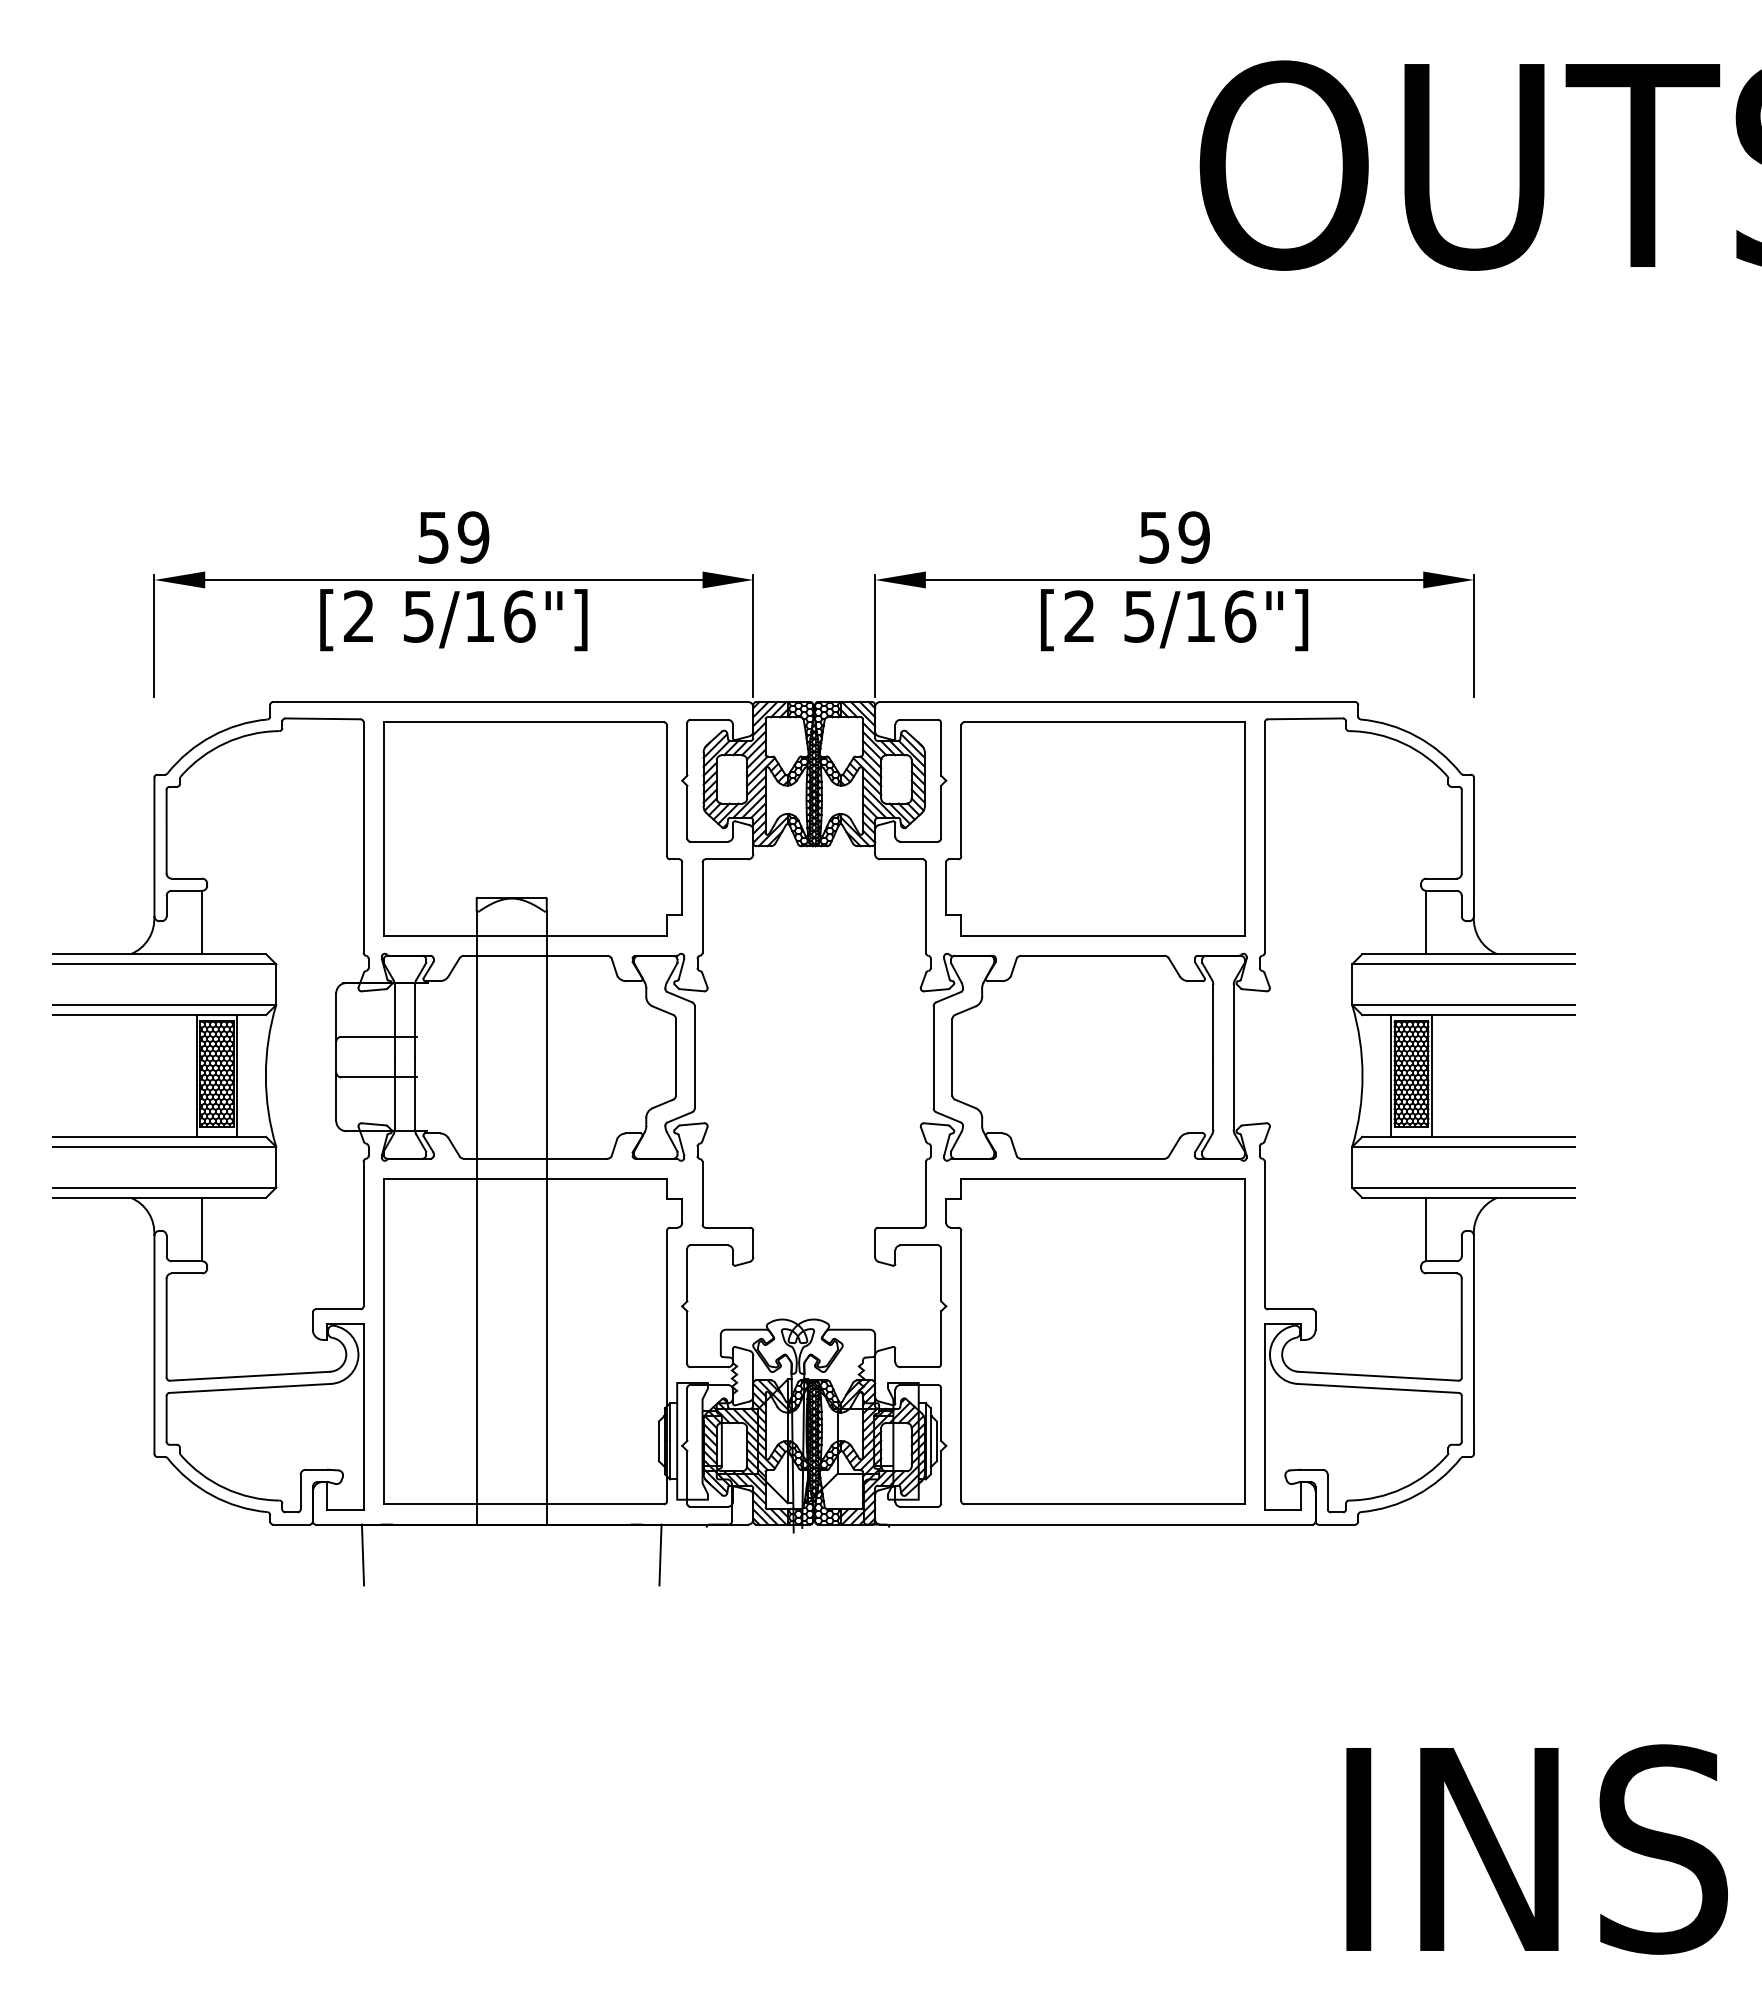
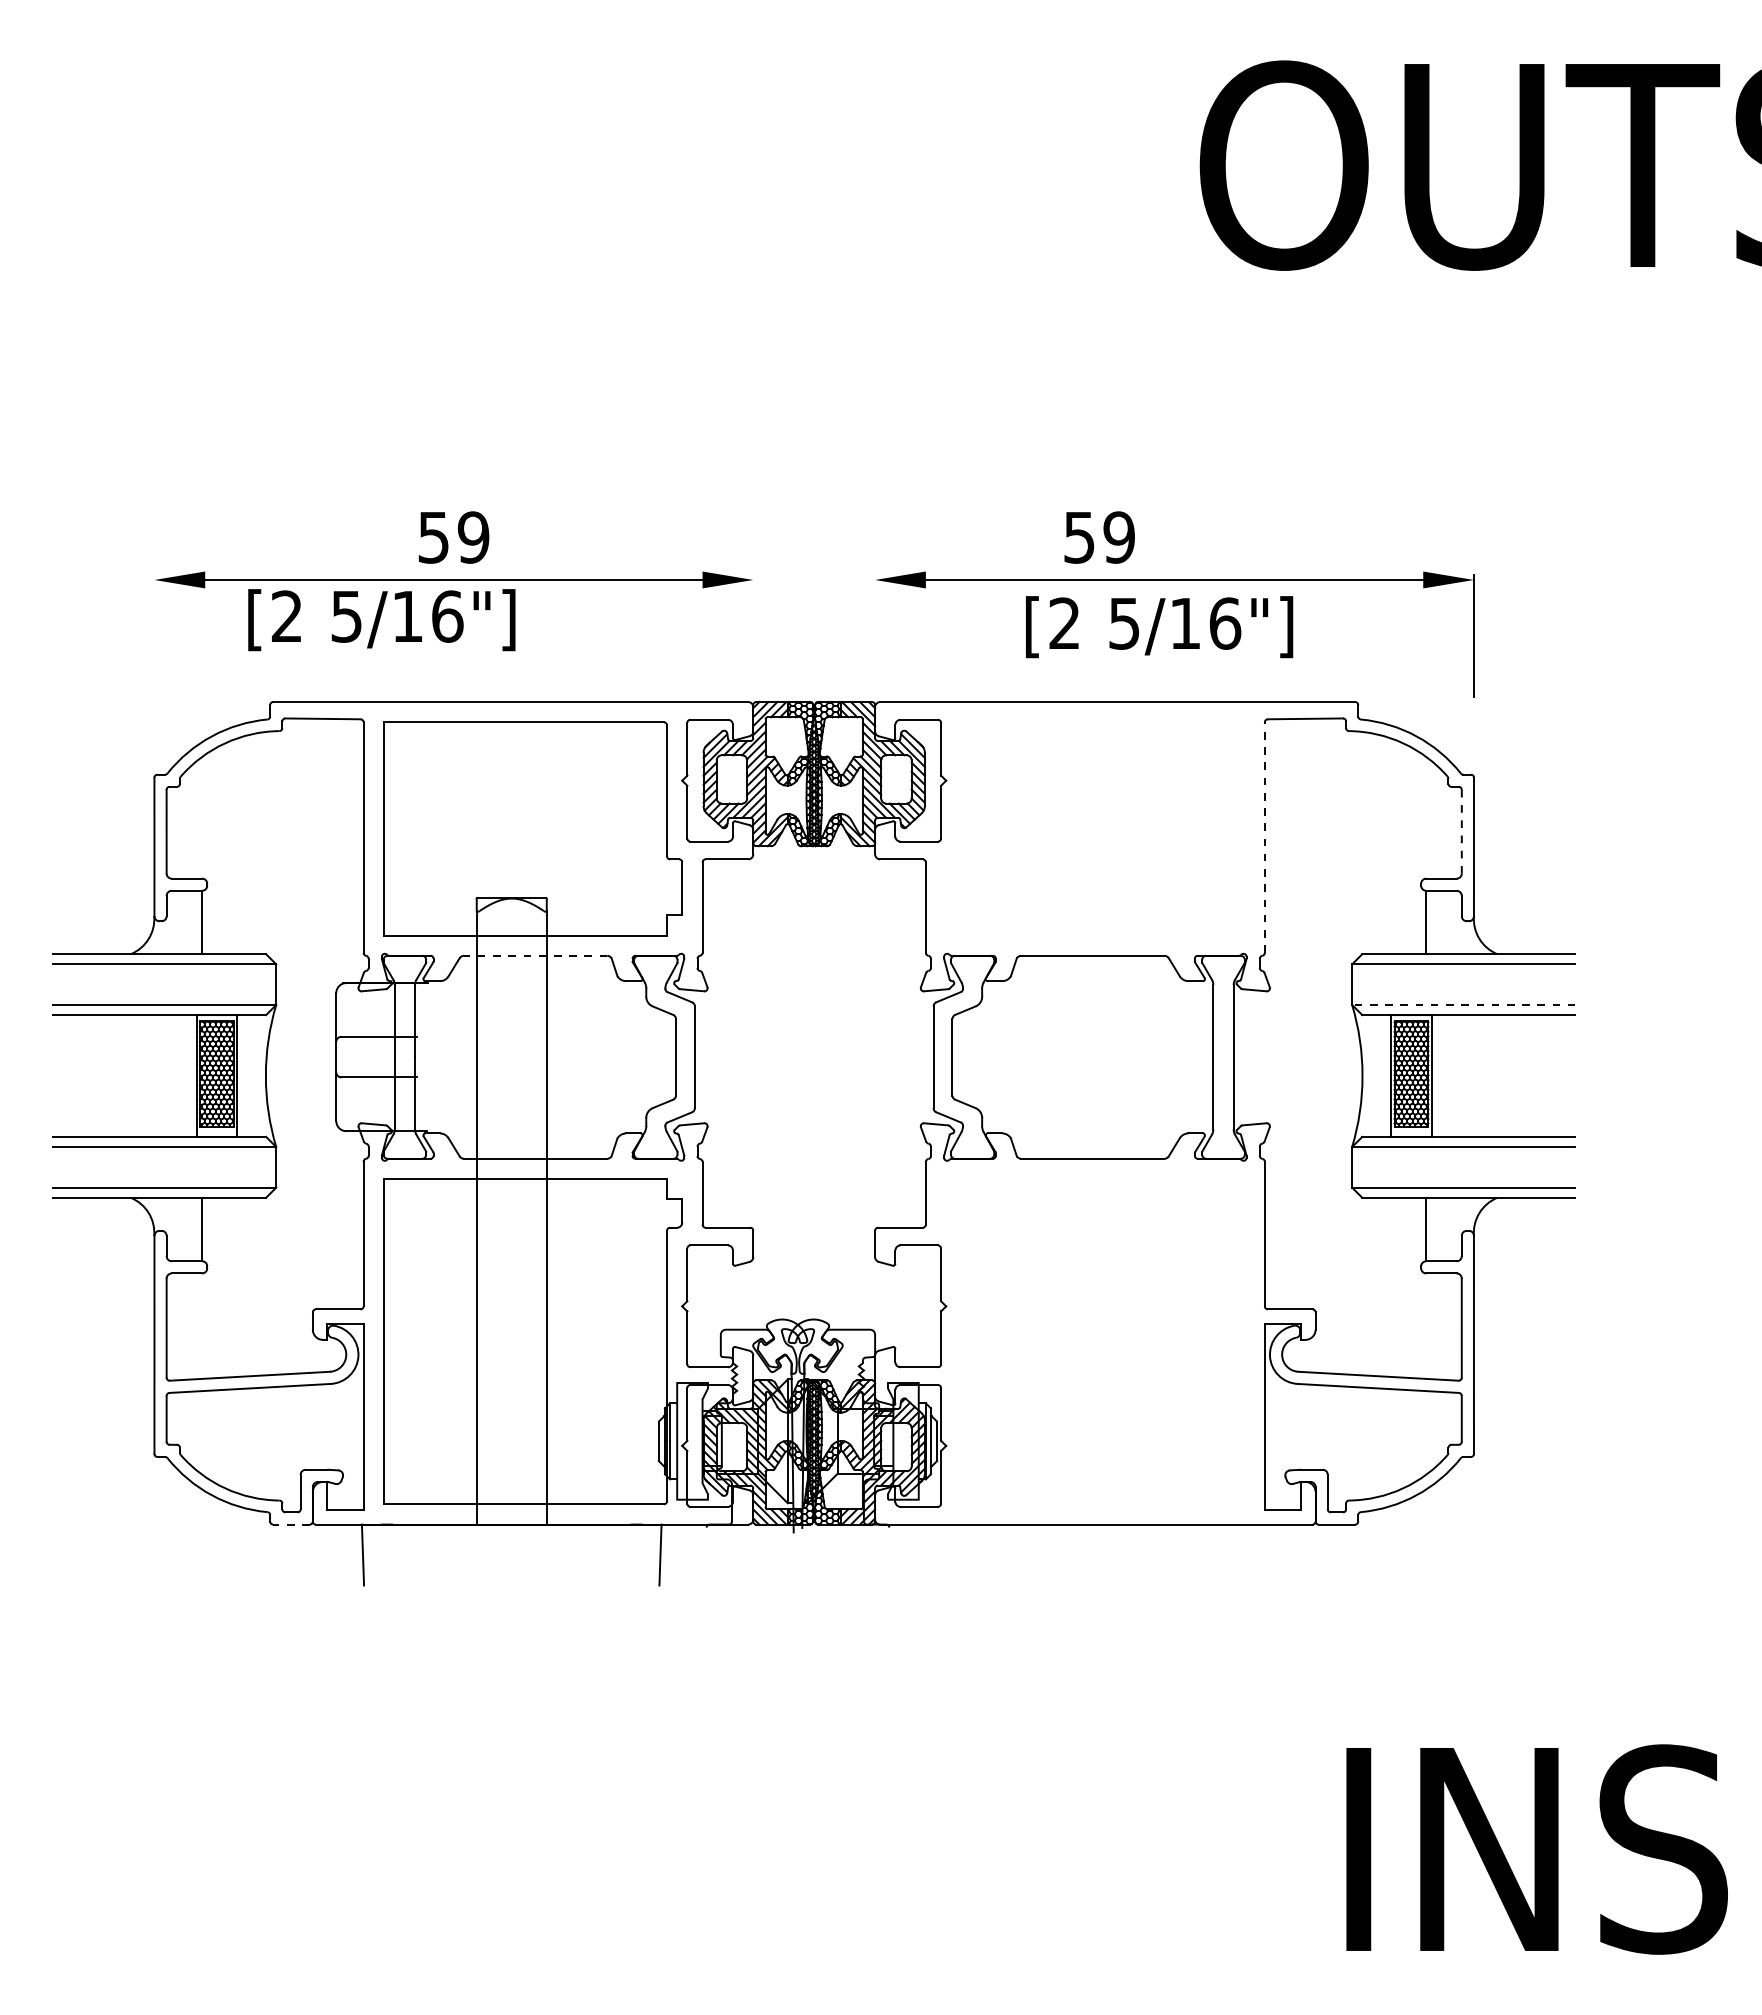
text position: (1174, 537) -> (1099, 537) (1099, 537)
text position: (453, 620) -> (381, 620) (381, 620)
text position: (1174, 620) -> (1159, 627) (1159, 627)
line: present -> none (154, 635)
line: present -> none (753, 635)
line: present -> none (875, 635)
part: present -> none (1095, 828)
line: solid -> dashed (1461, 831)
line: solid -> dashed (1264, 837)
line: solid -> dashed (535, 955)
line: solid -> dashed (1463, 1004)
part: present -> none (1095, 1341)
line: solid -> dashed (291, 1524)
